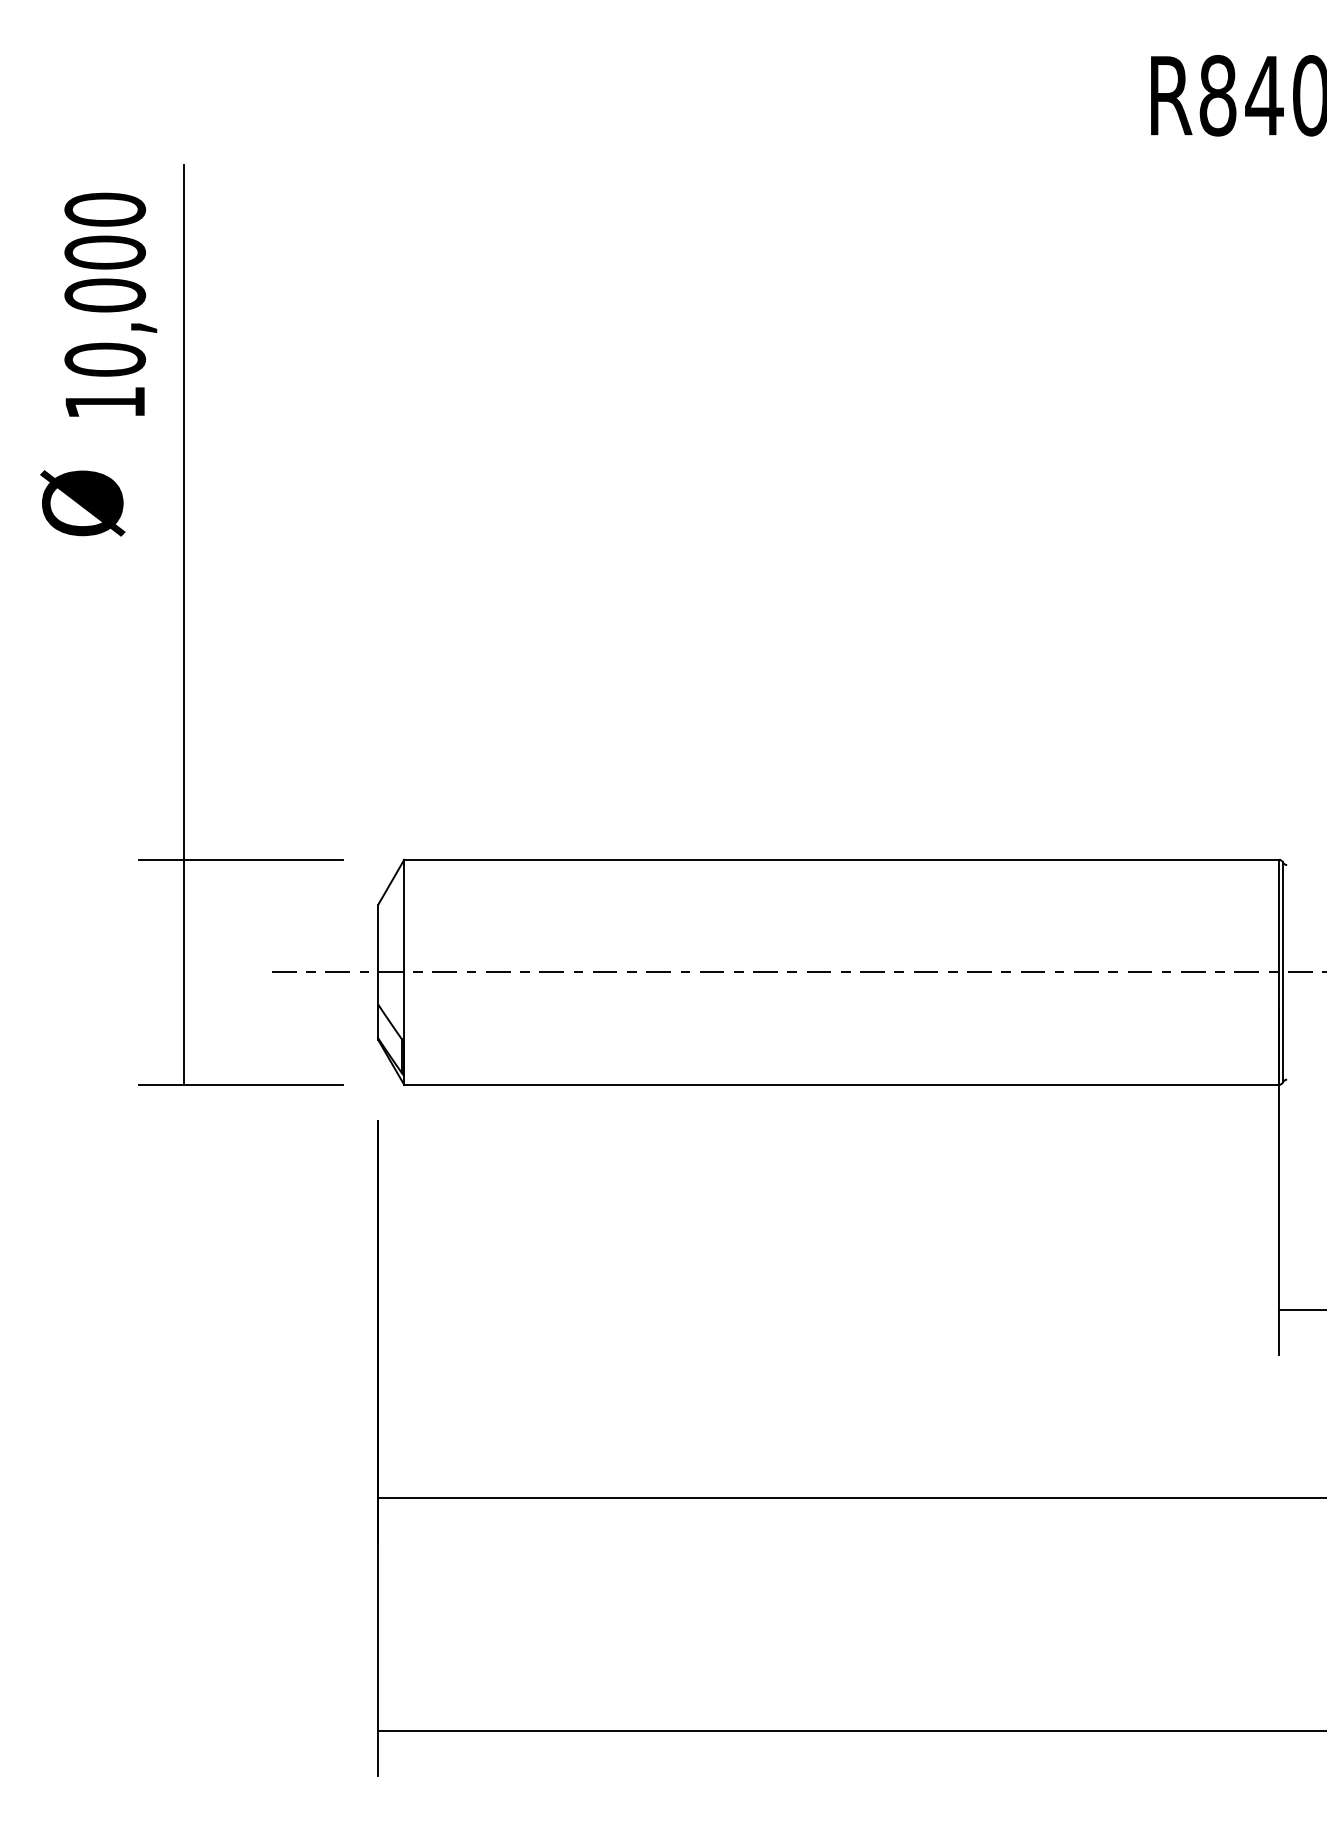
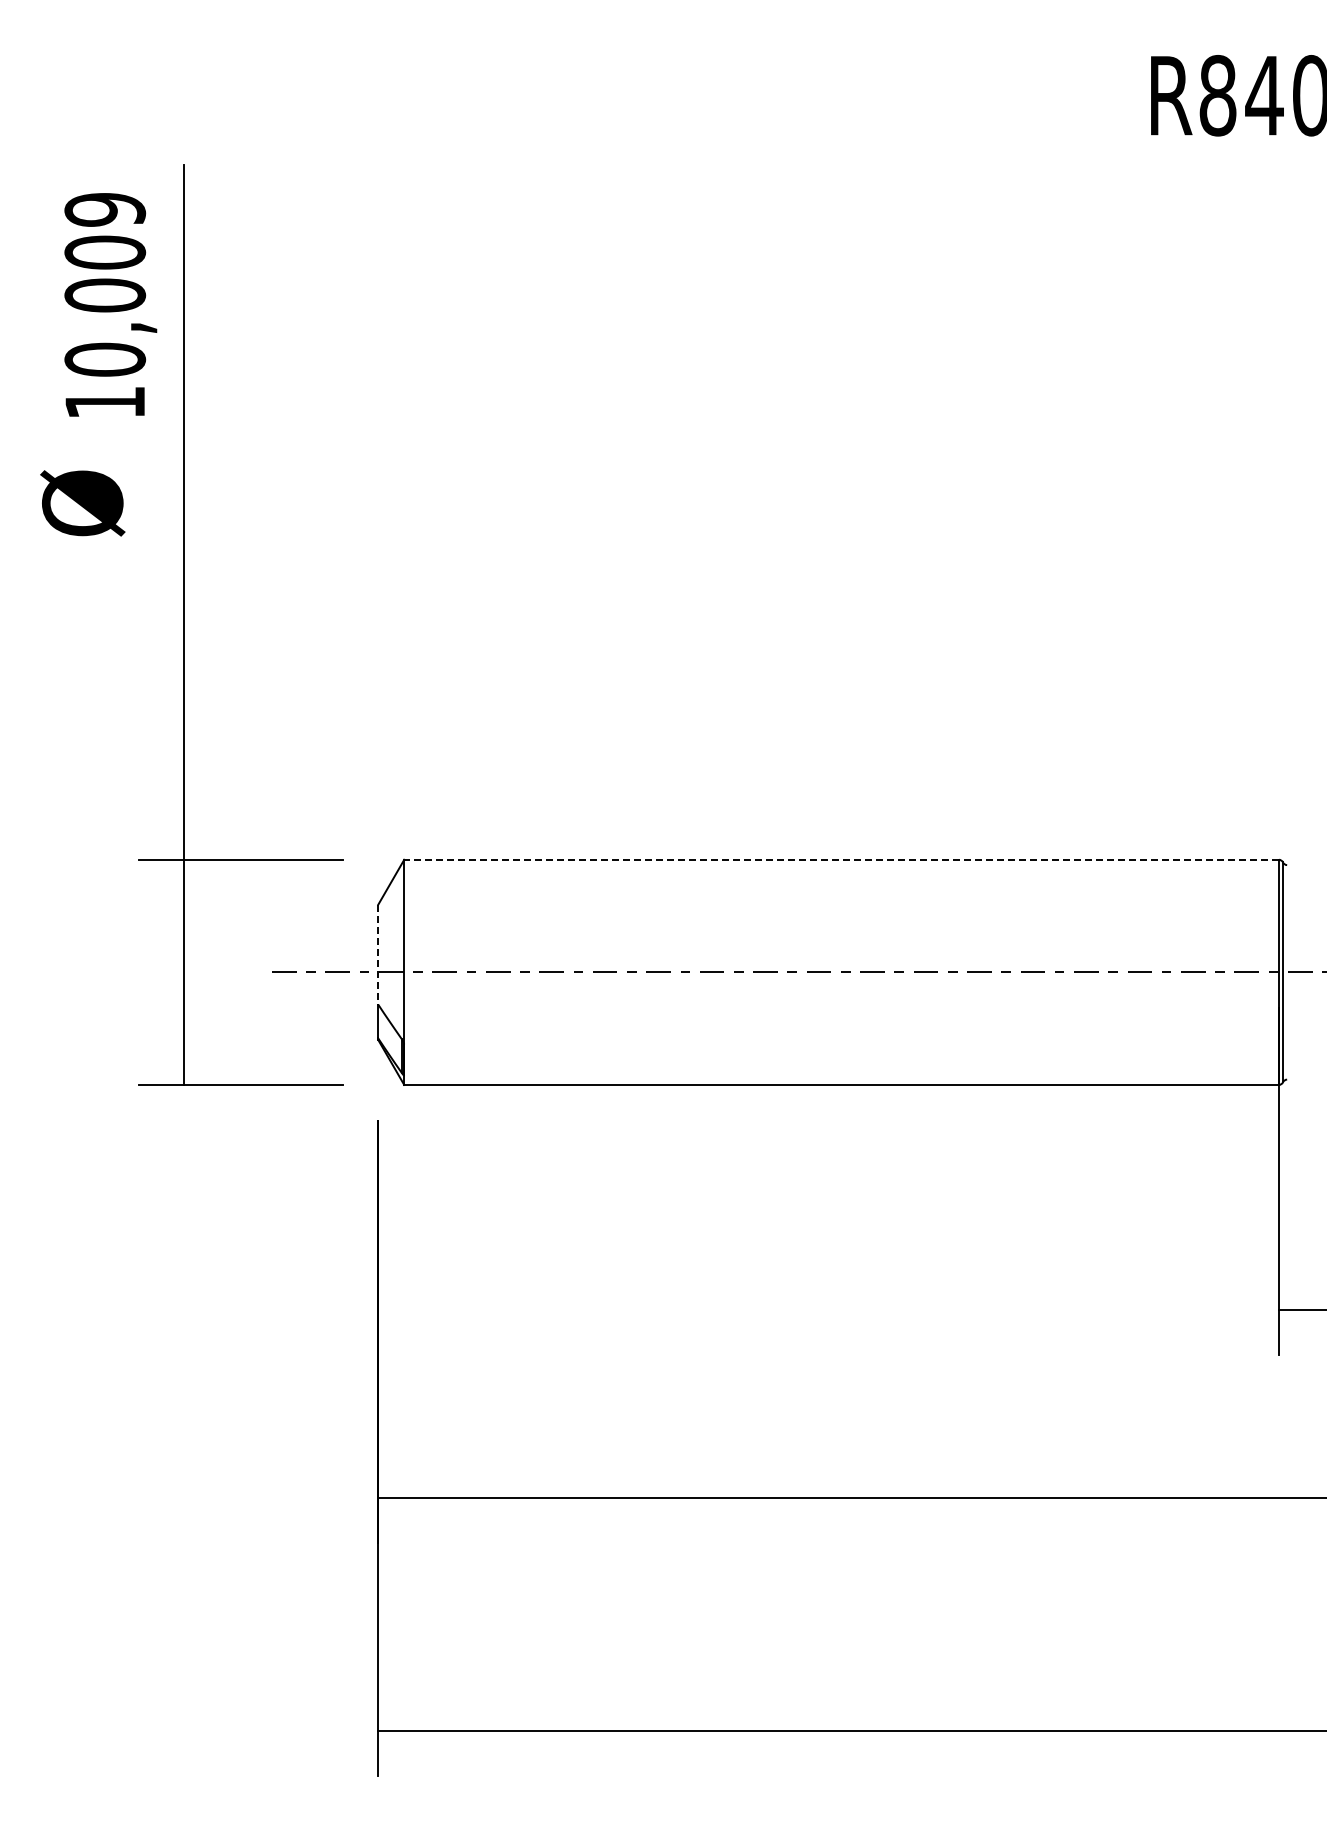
text: 10,000 -> 10,009 (105, 209)
line: solid -> dashed (841, 859)
line: solid -> dashed (378, 954)
